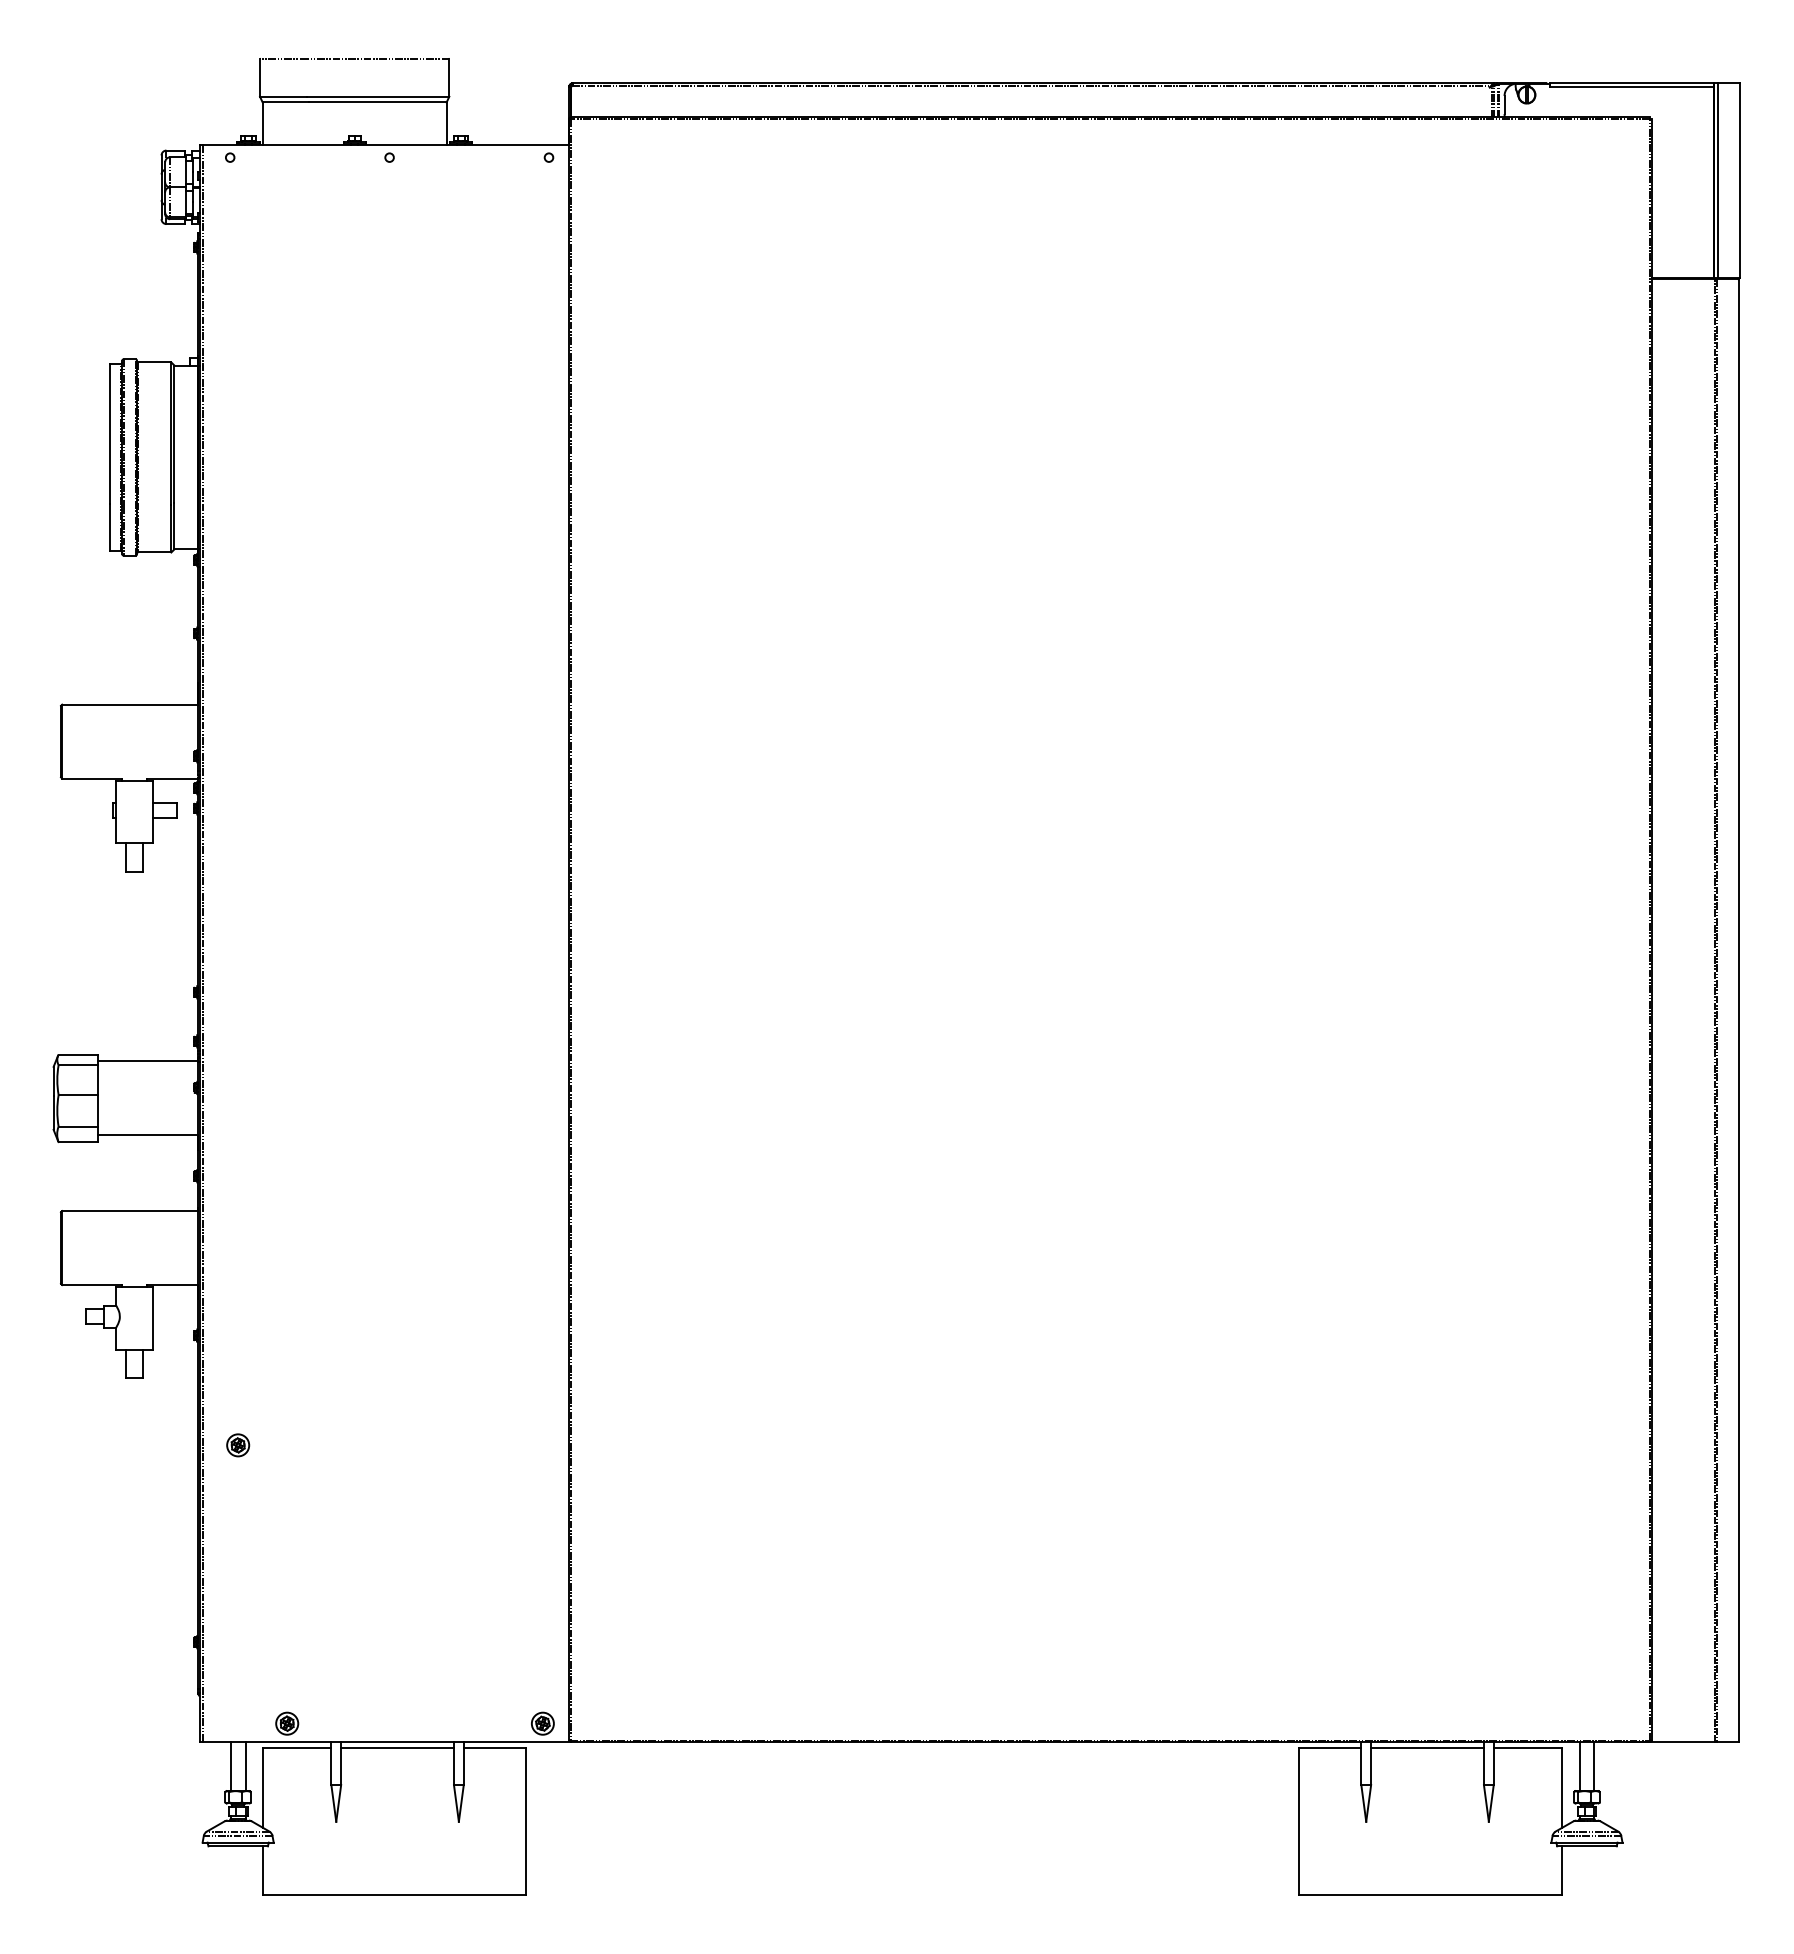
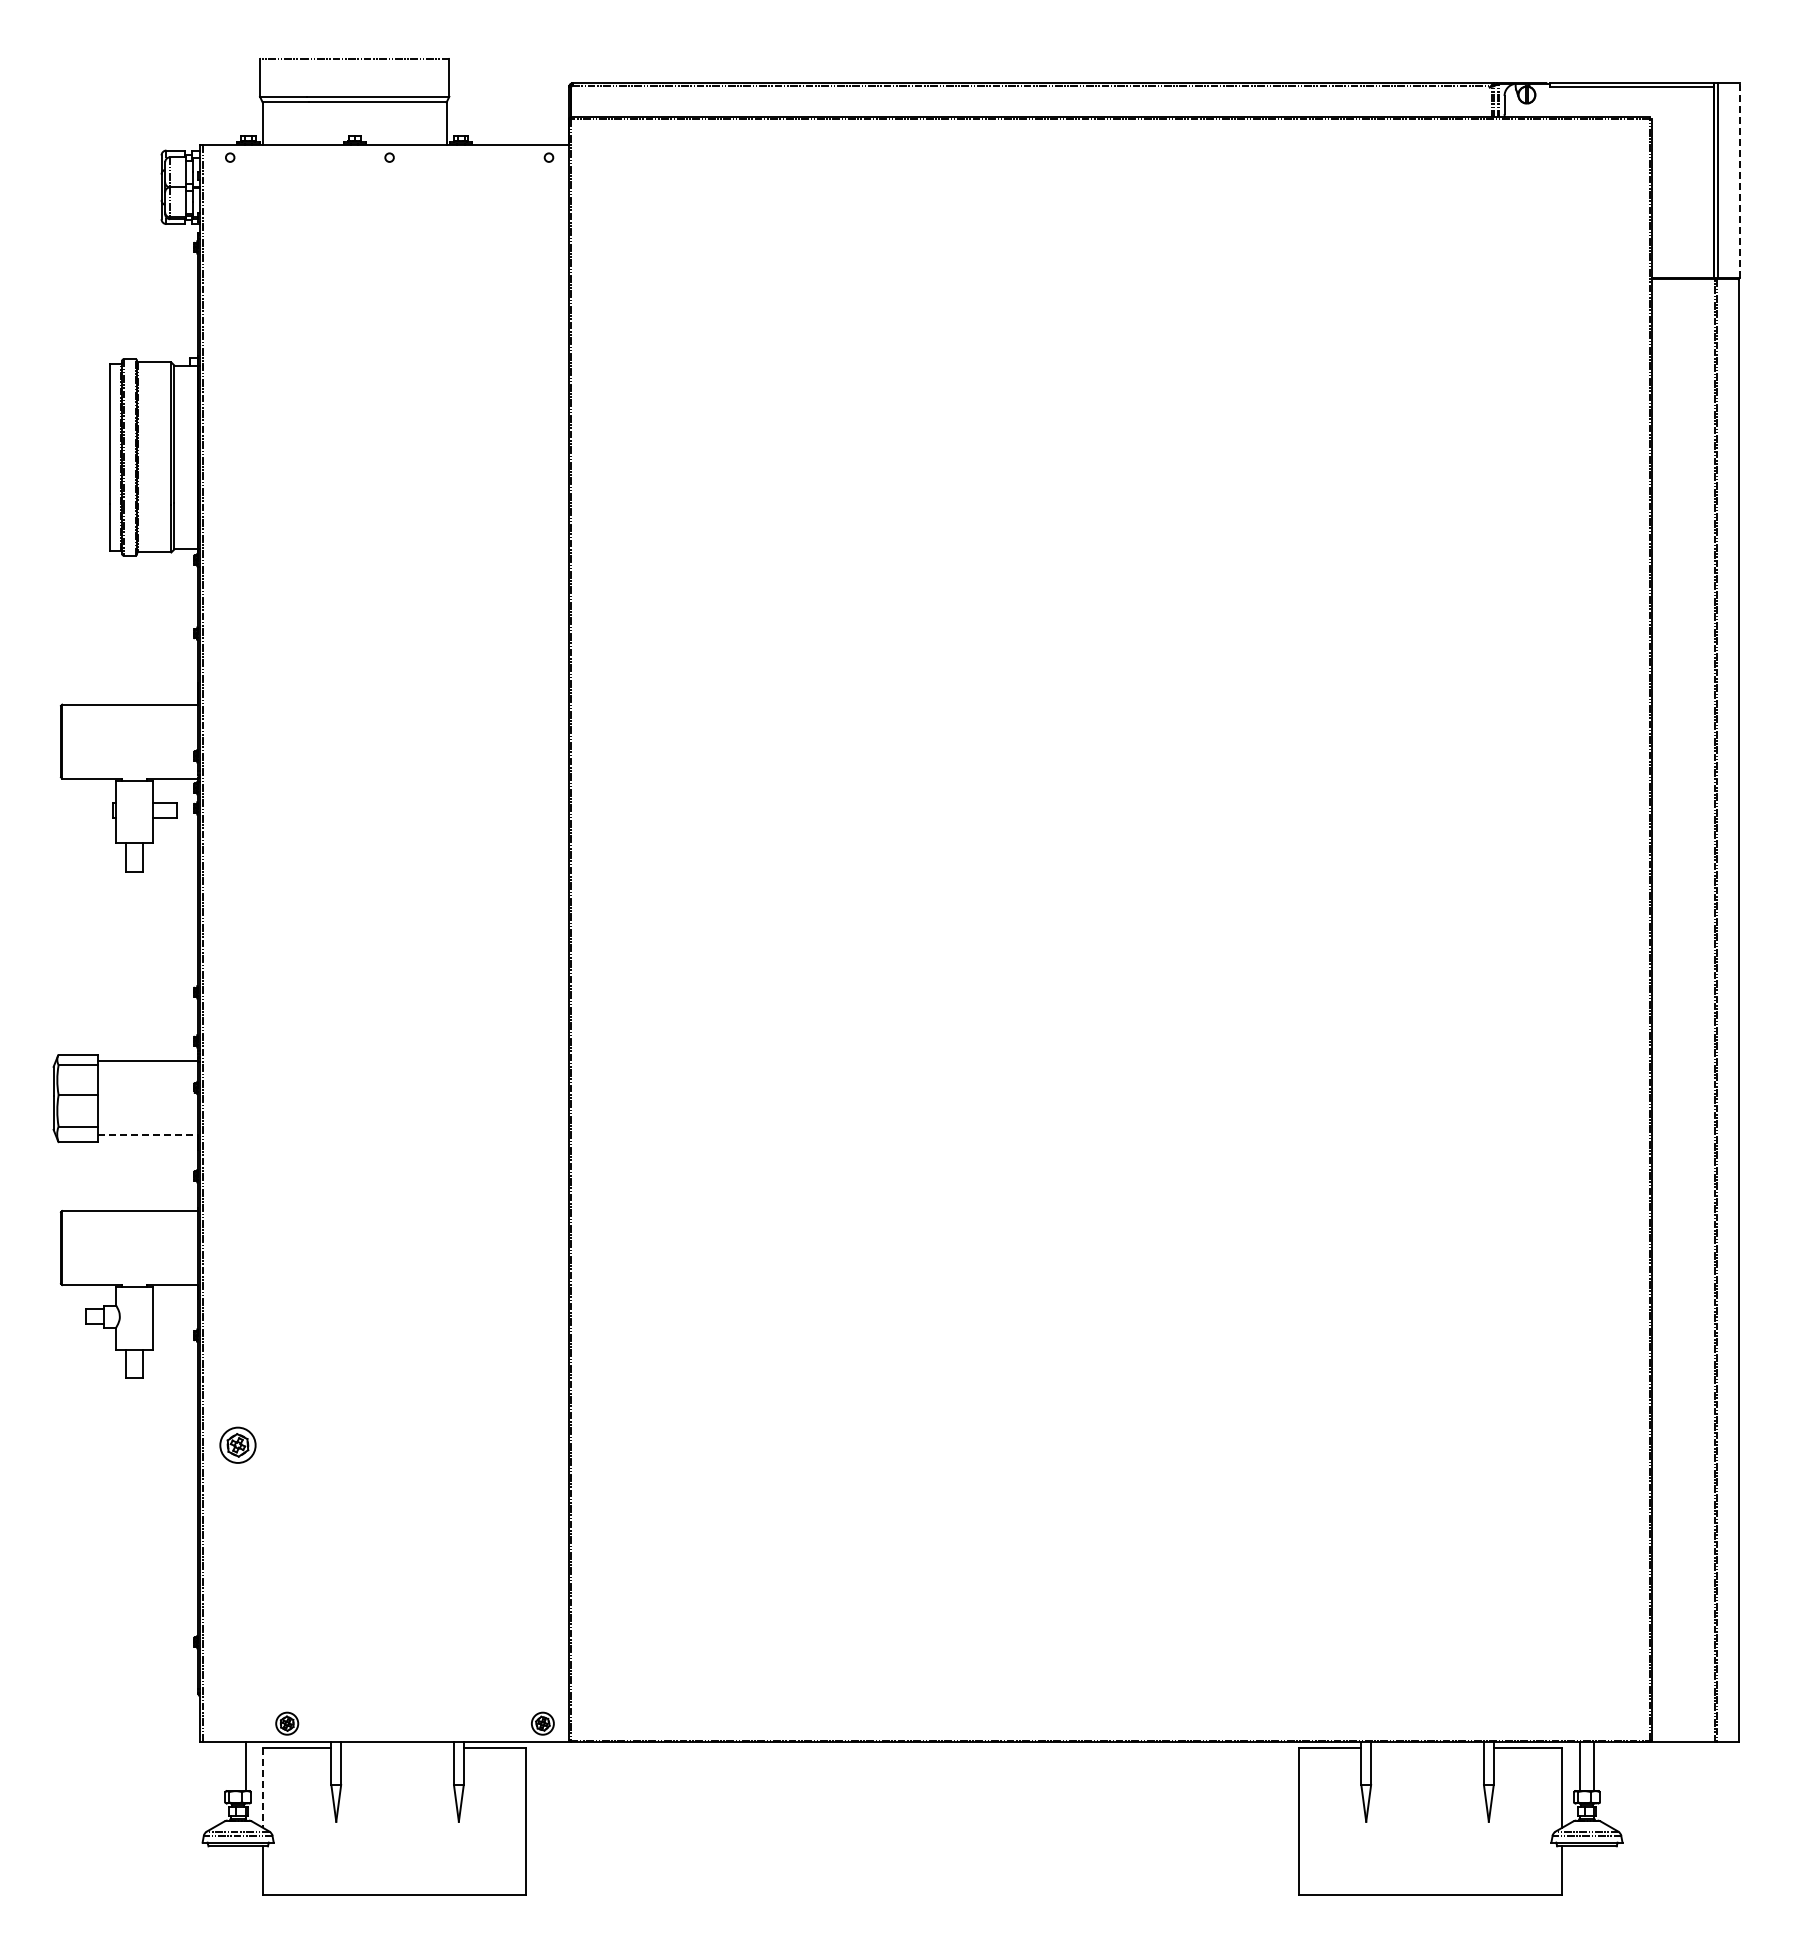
line: solid -> dashed (1740, 180)
line: solid -> dashed (148, 1135)
part size: 25x25 px -> 38x38 px (237, 1444)
line: present -> none (397, 1748)
line: present -> none (1427, 1748)
line: present -> none (230, 1766)
line: solid -> dashed (262, 1787)
